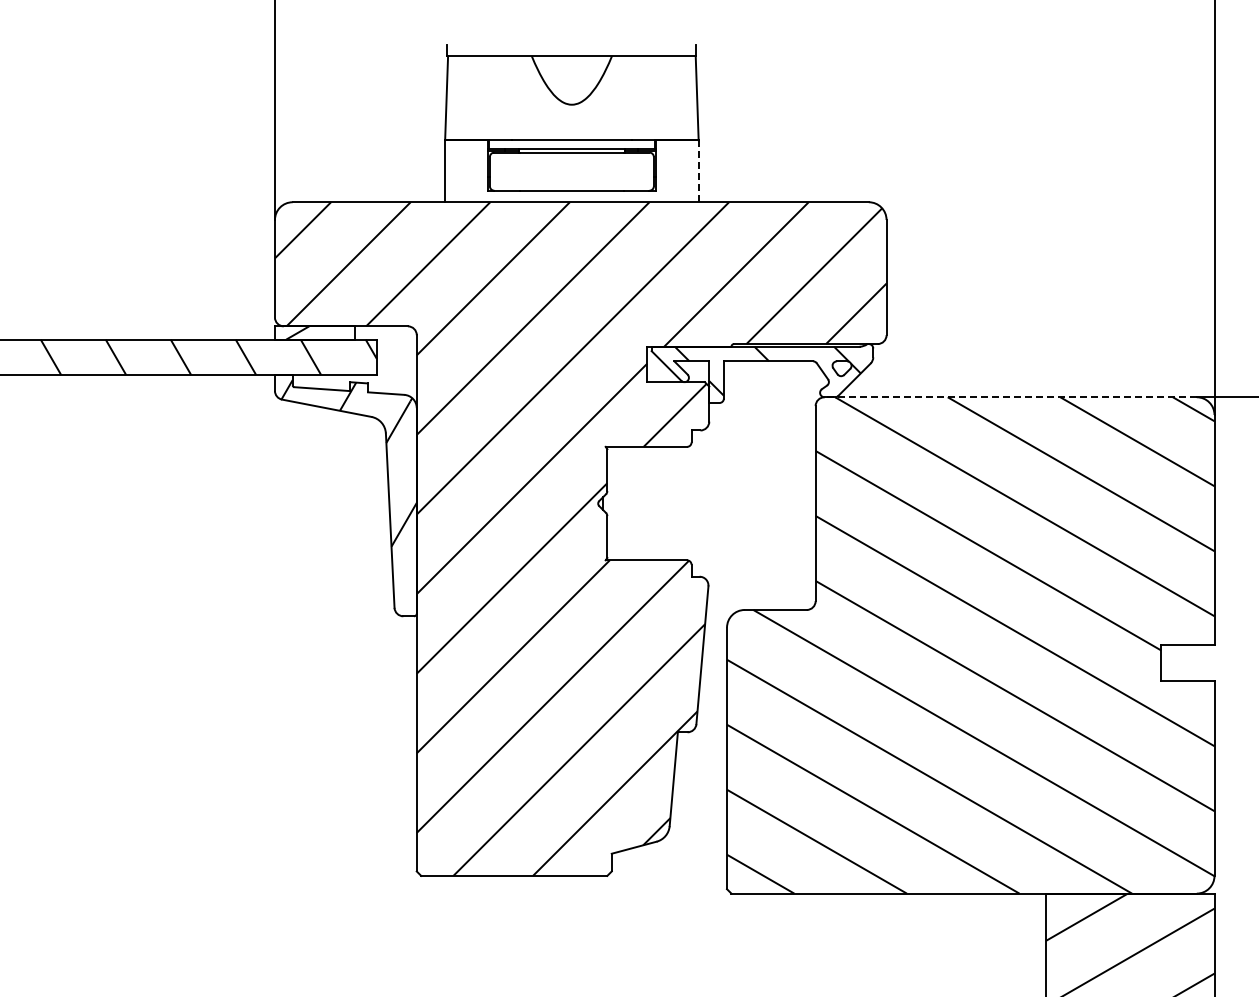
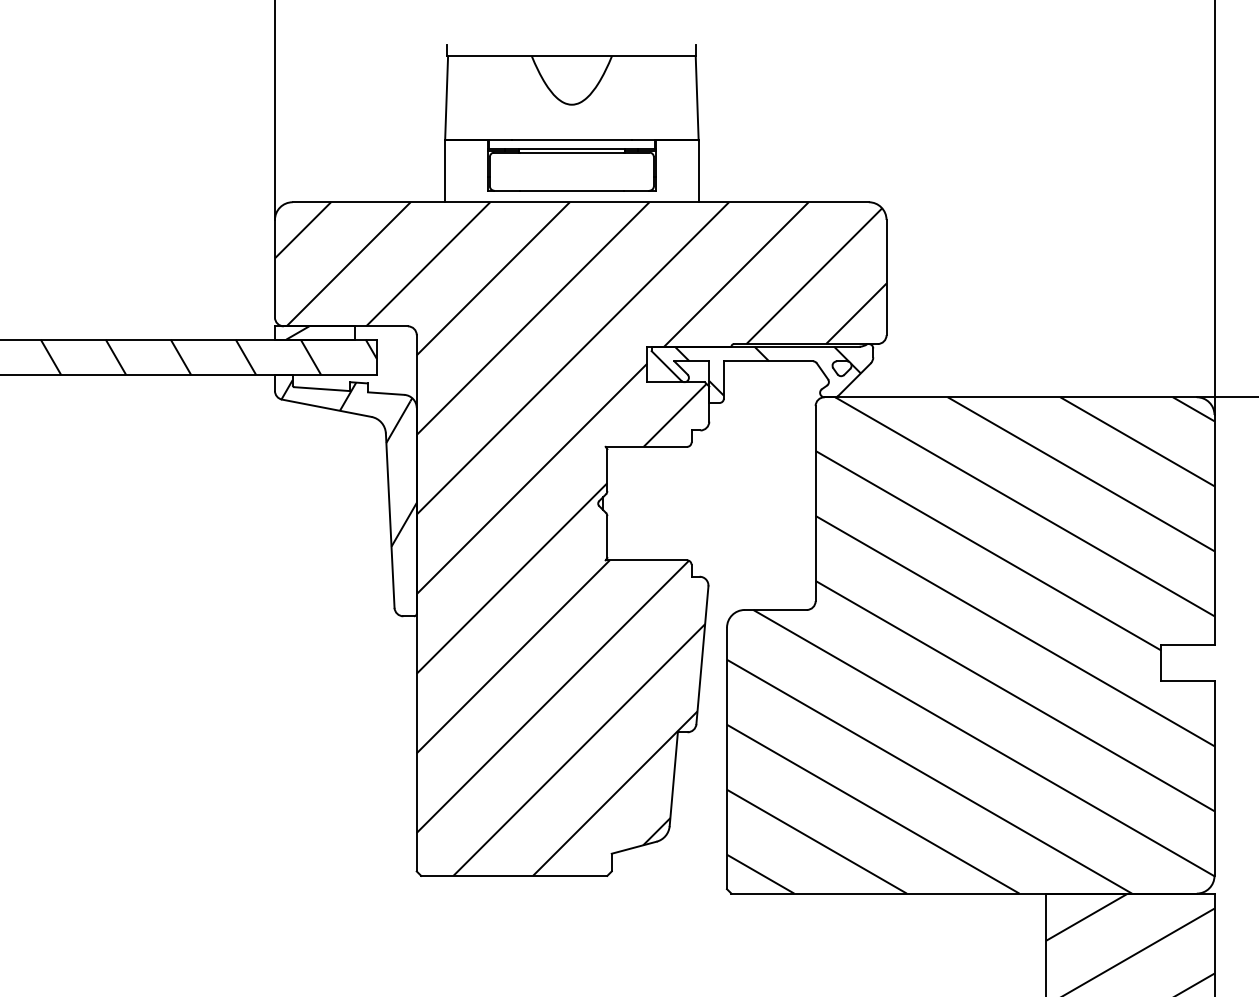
line: dashed -> solid (698, 171)
line: dashed -> solid (1010, 397)
